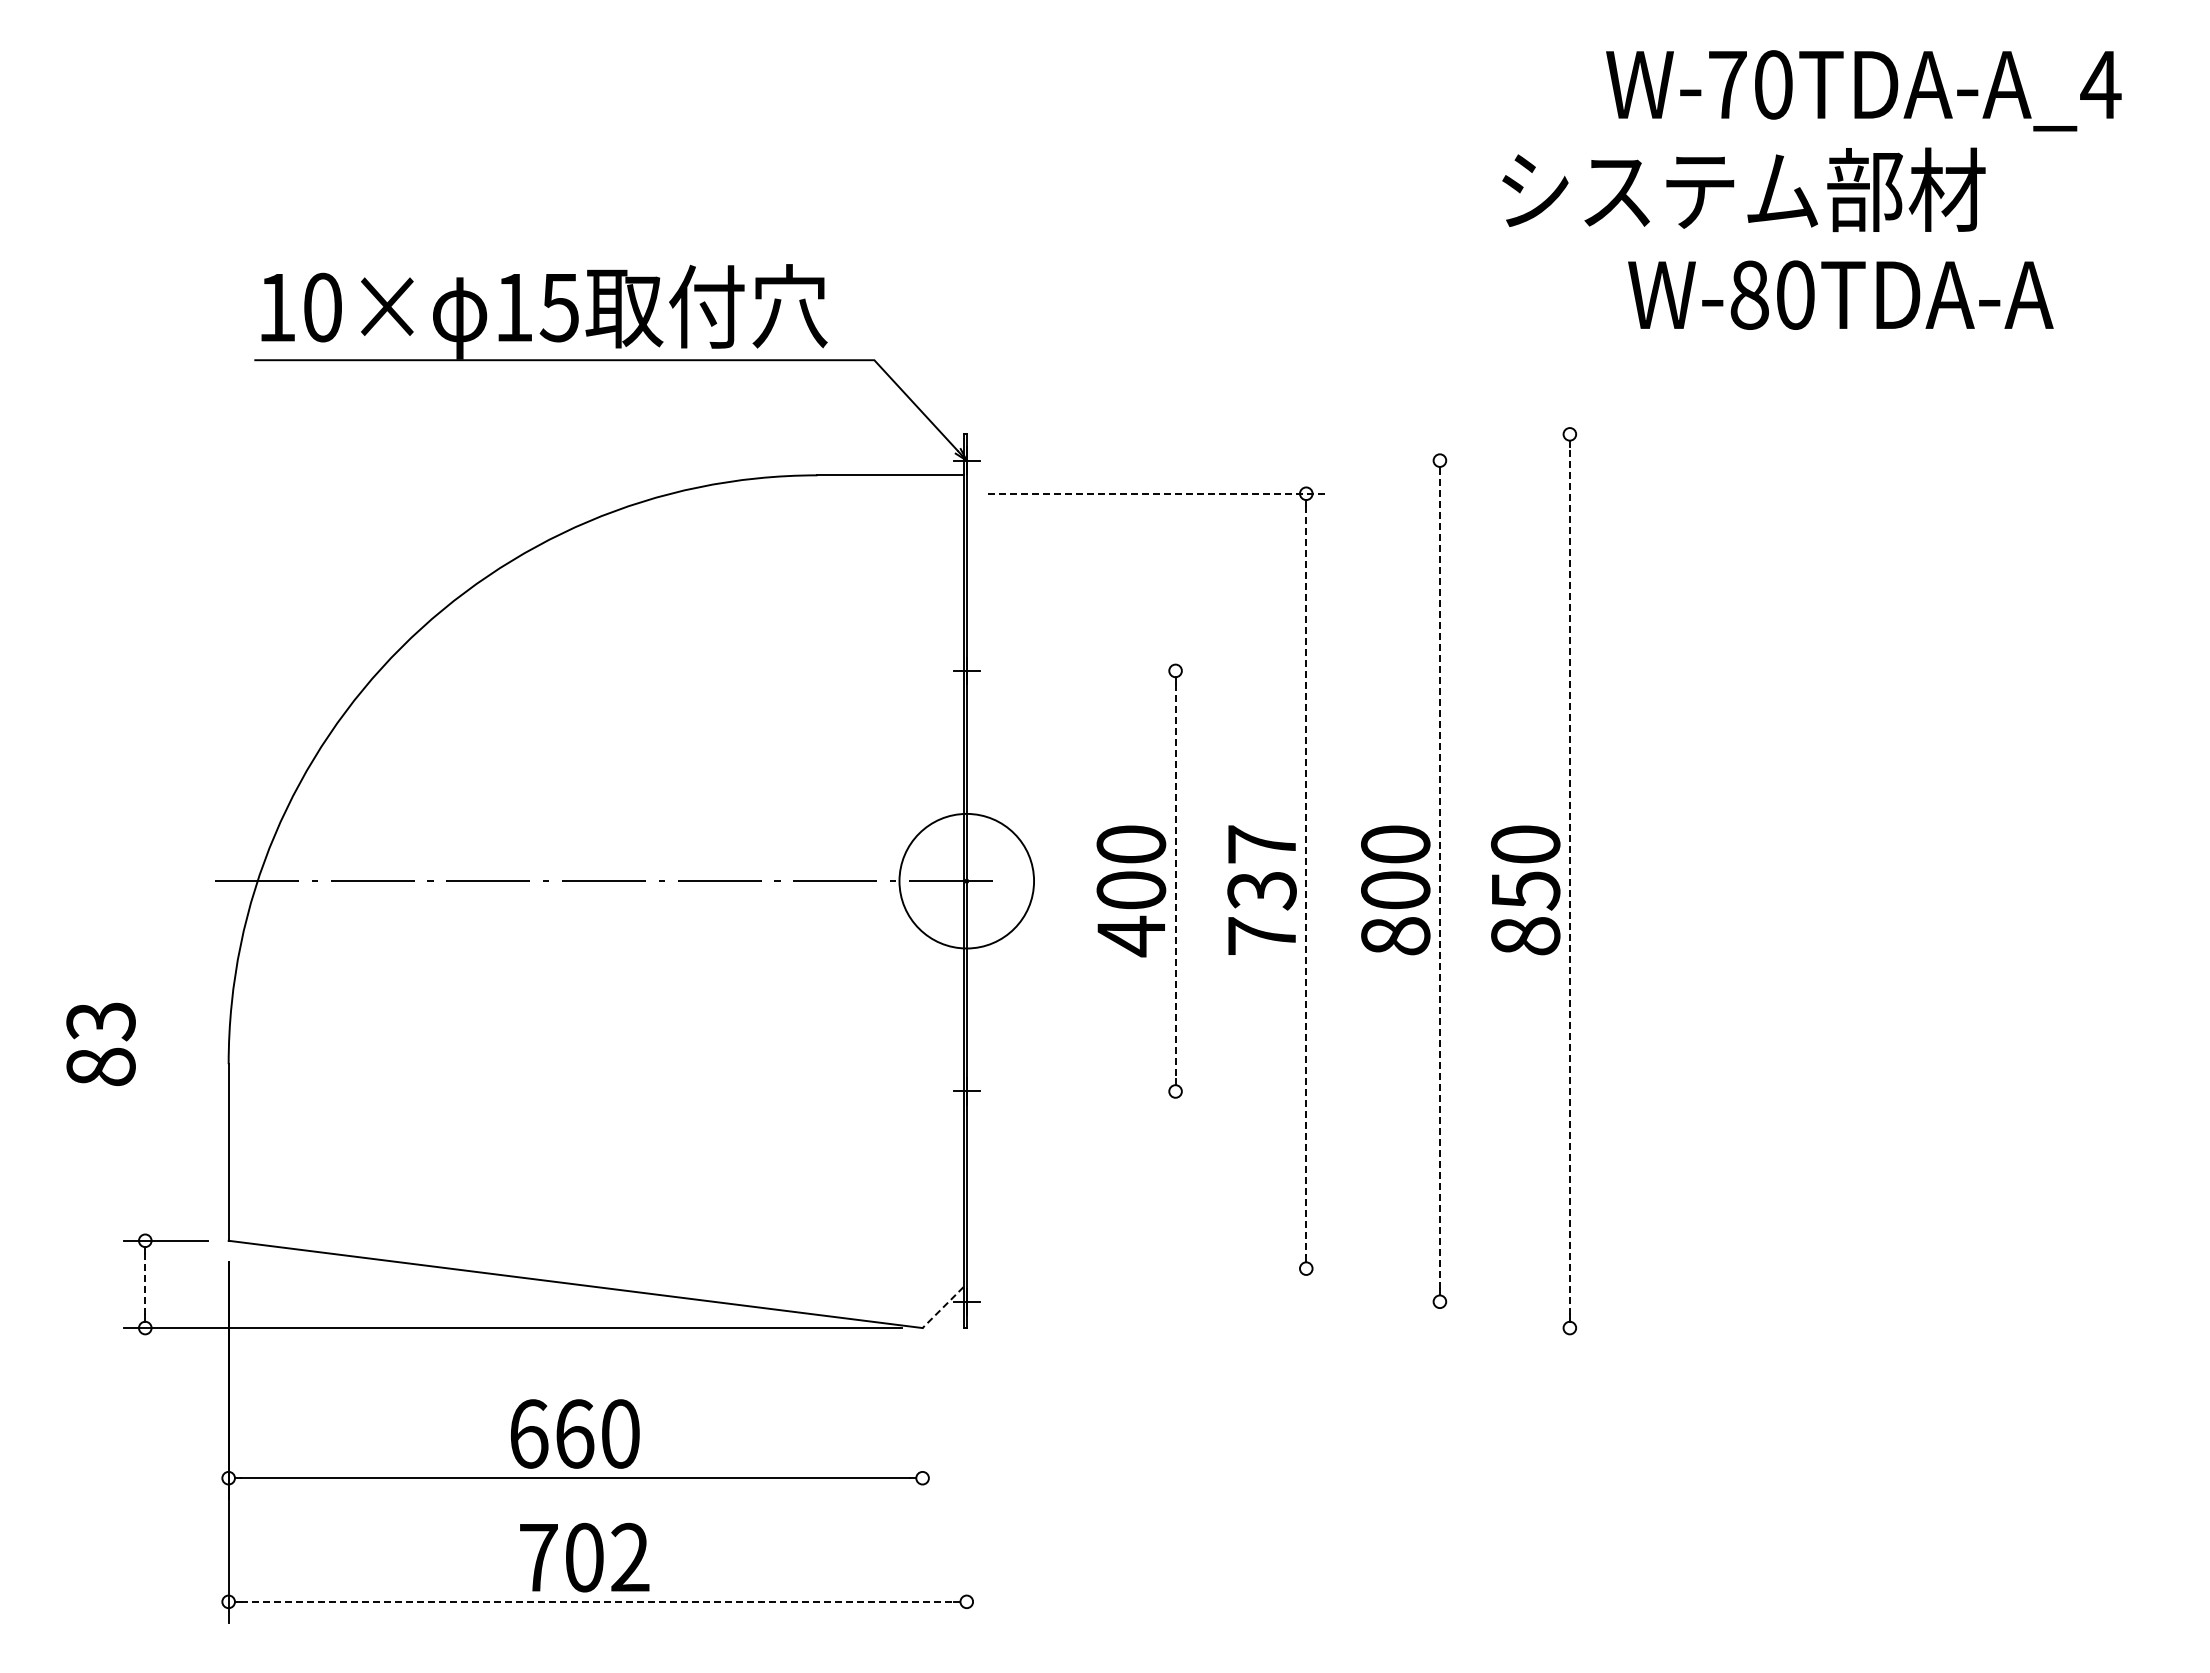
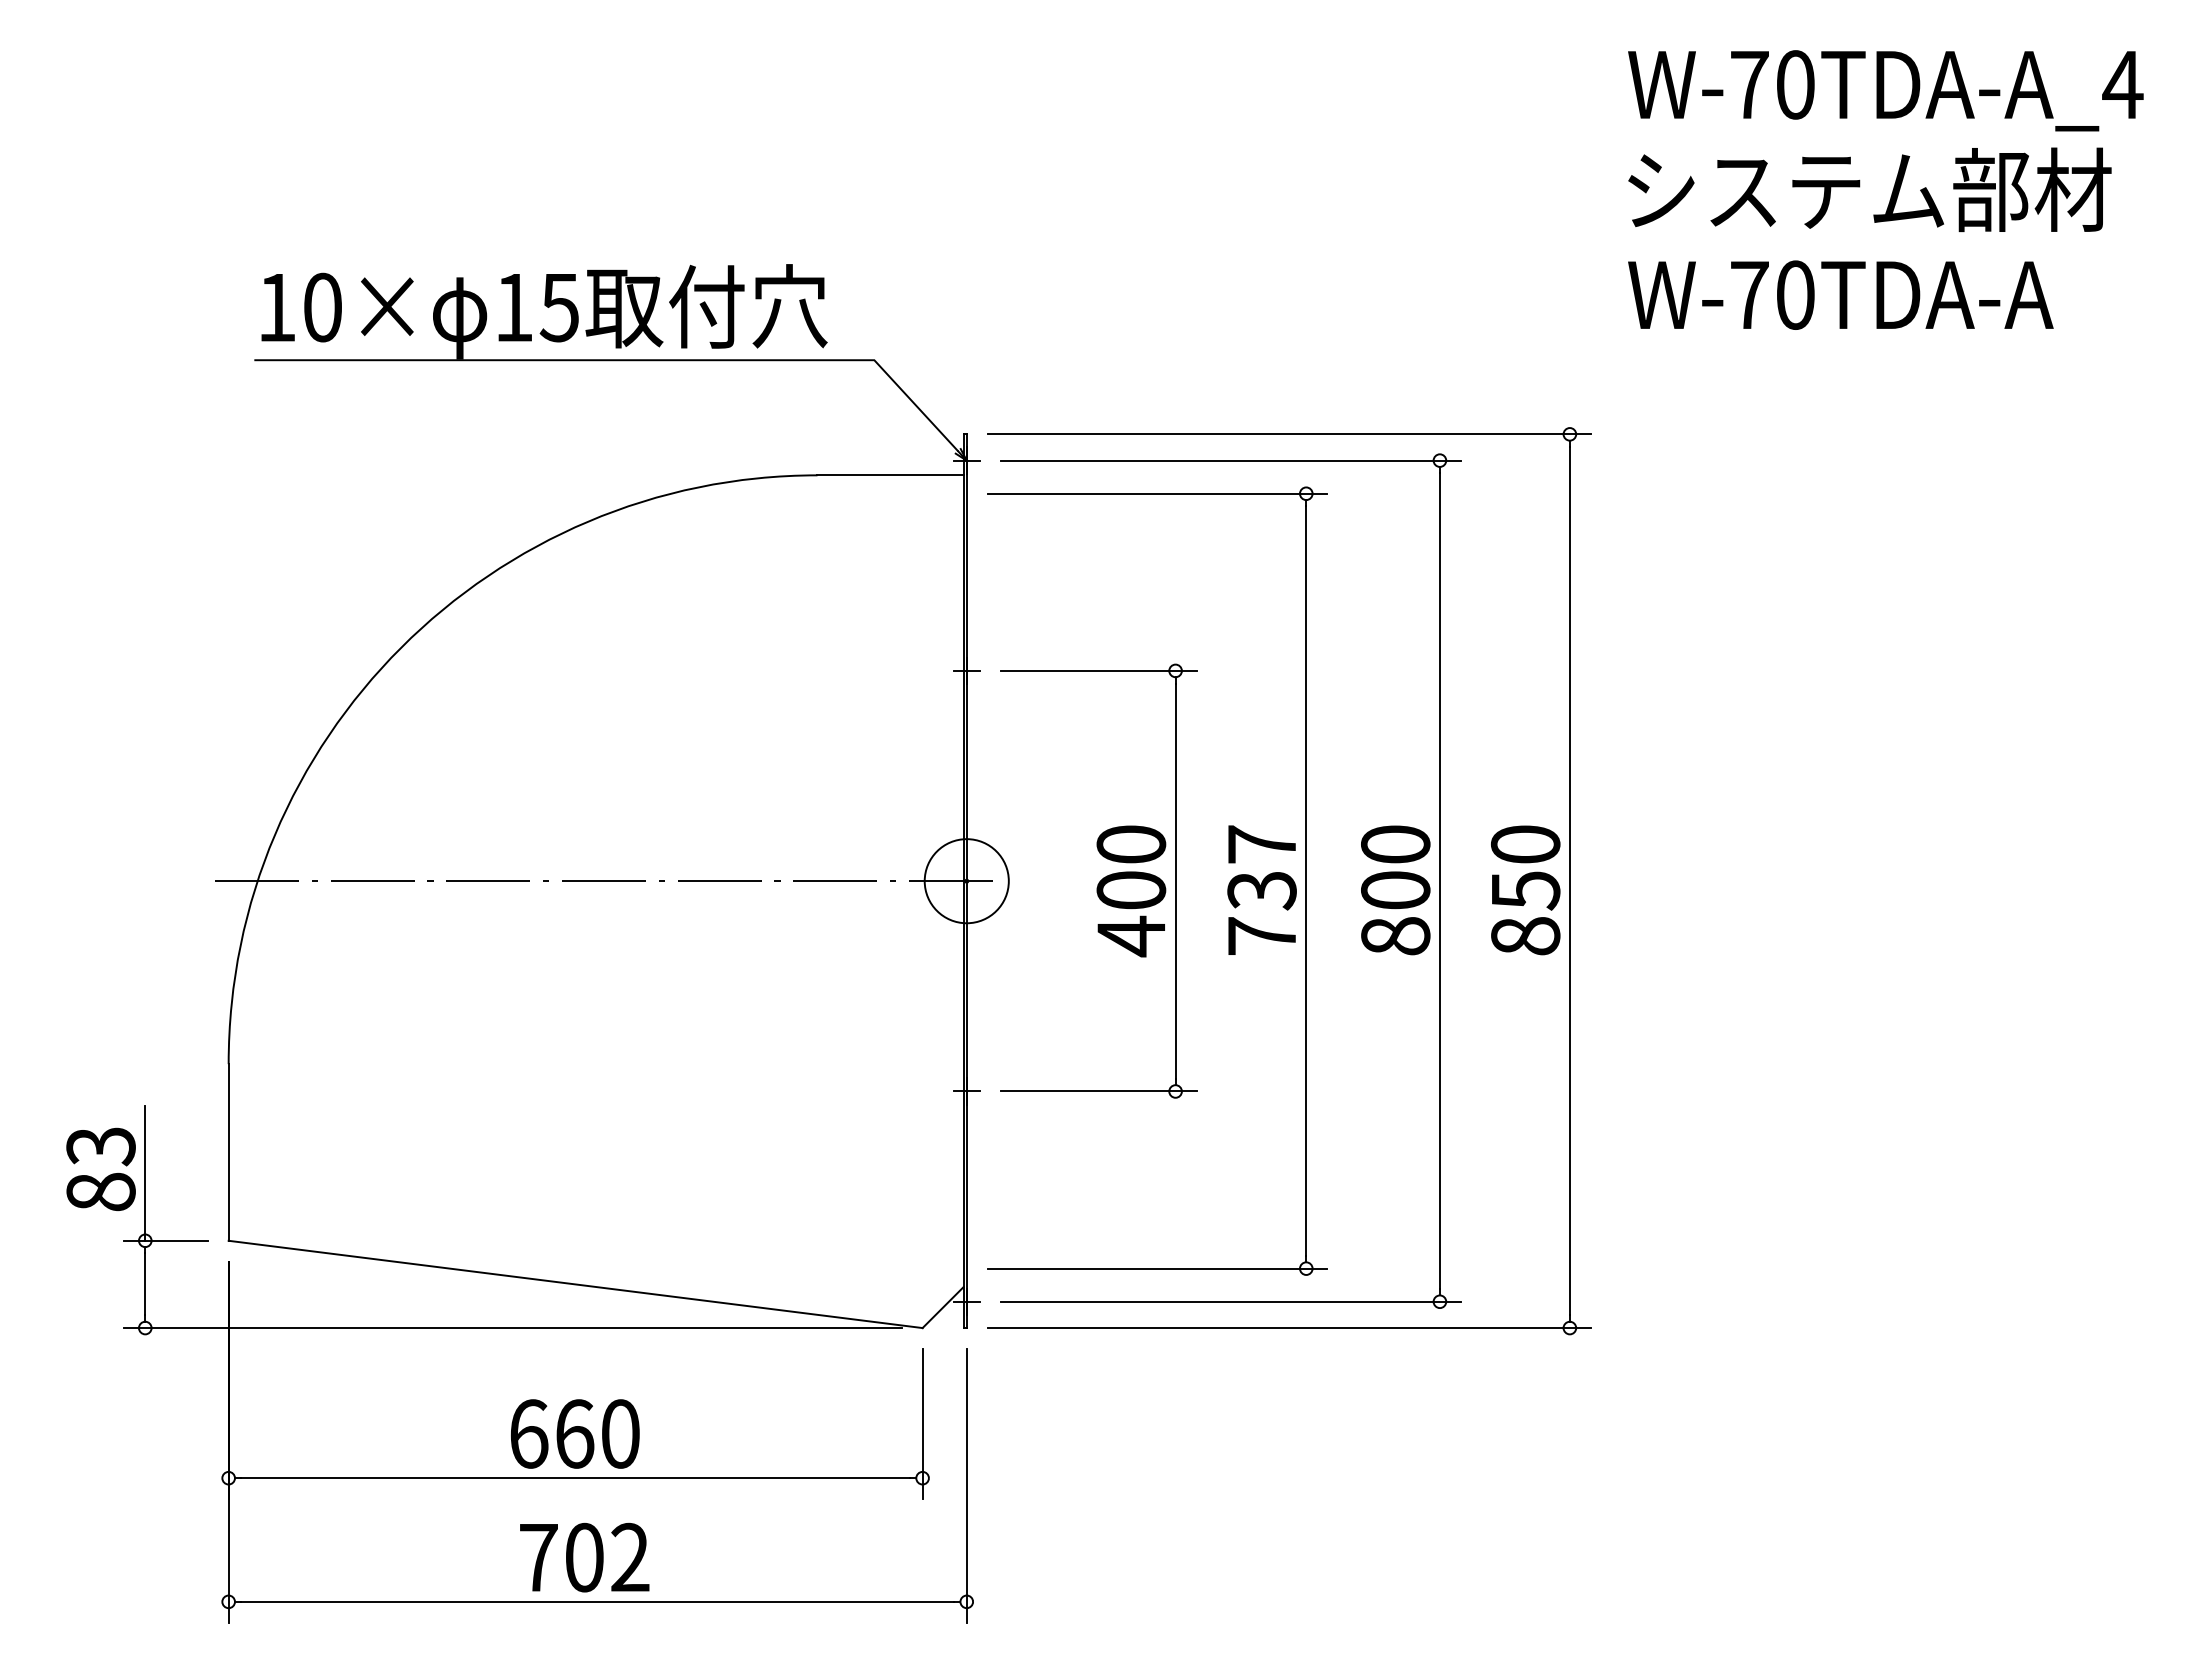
text position: (1863, 90) -> (1885, 90) (1885, 90)
text position: (1743, 189) -> (1869, 189) (1869, 189)
text: W-80TDA-A -> W-70TDA-A (1749, 294)
line: none -> present (1288, 434)
line: none -> present (1230, 460)
line: dashed -> solid (1157, 493)
line: none -> present (1098, 670)
circle diameter: 135 px -> 84 px (966, 881)
line: dashed -> solid (1569, 880)
line: dashed -> solid (1175, 881)
line: dashed -> solid (1306, 881)
line: dashed -> solid (1439, 881)
text position: (100, 1043) -> (100, 1168) (100, 1168)
line: none -> present (1098, 1091)
line: none -> present (145, 1173)
line: none -> present (1157, 1268)
line: dashed -> solid (145, 1283)
line: none -> present (1230, 1301)
line: dashed -> solid (943, 1307)
line: none -> present (1288, 1328)
line: none -> present (922, 1424)
line: none -> present (966, 1485)
line: dashed -> solid (598, 1601)
